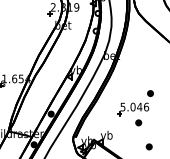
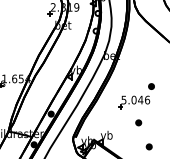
part position: (135, 103) -> (136, 96) (136, 96)
